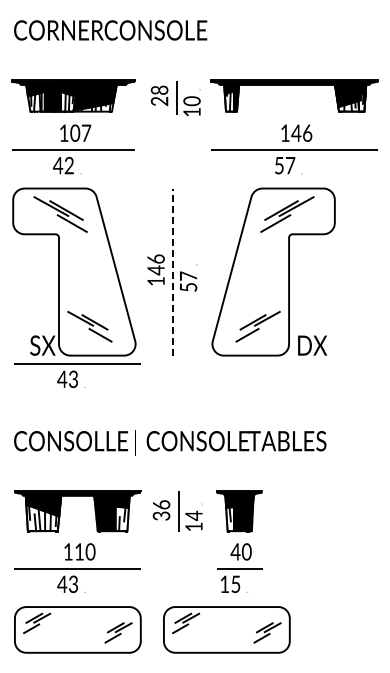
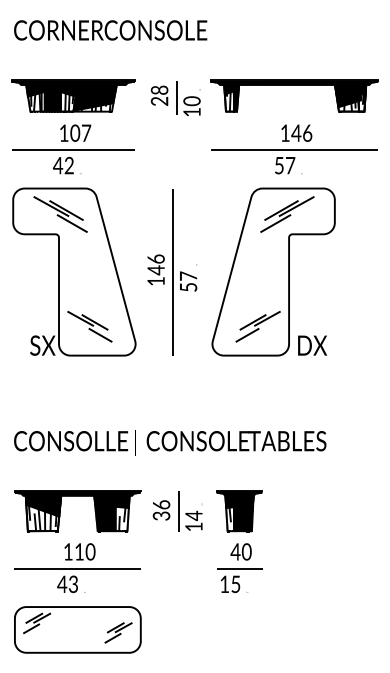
line: dashed -> solid (173, 271)
part: present -> none (77, 375)
part: present -> none (226, 629)
